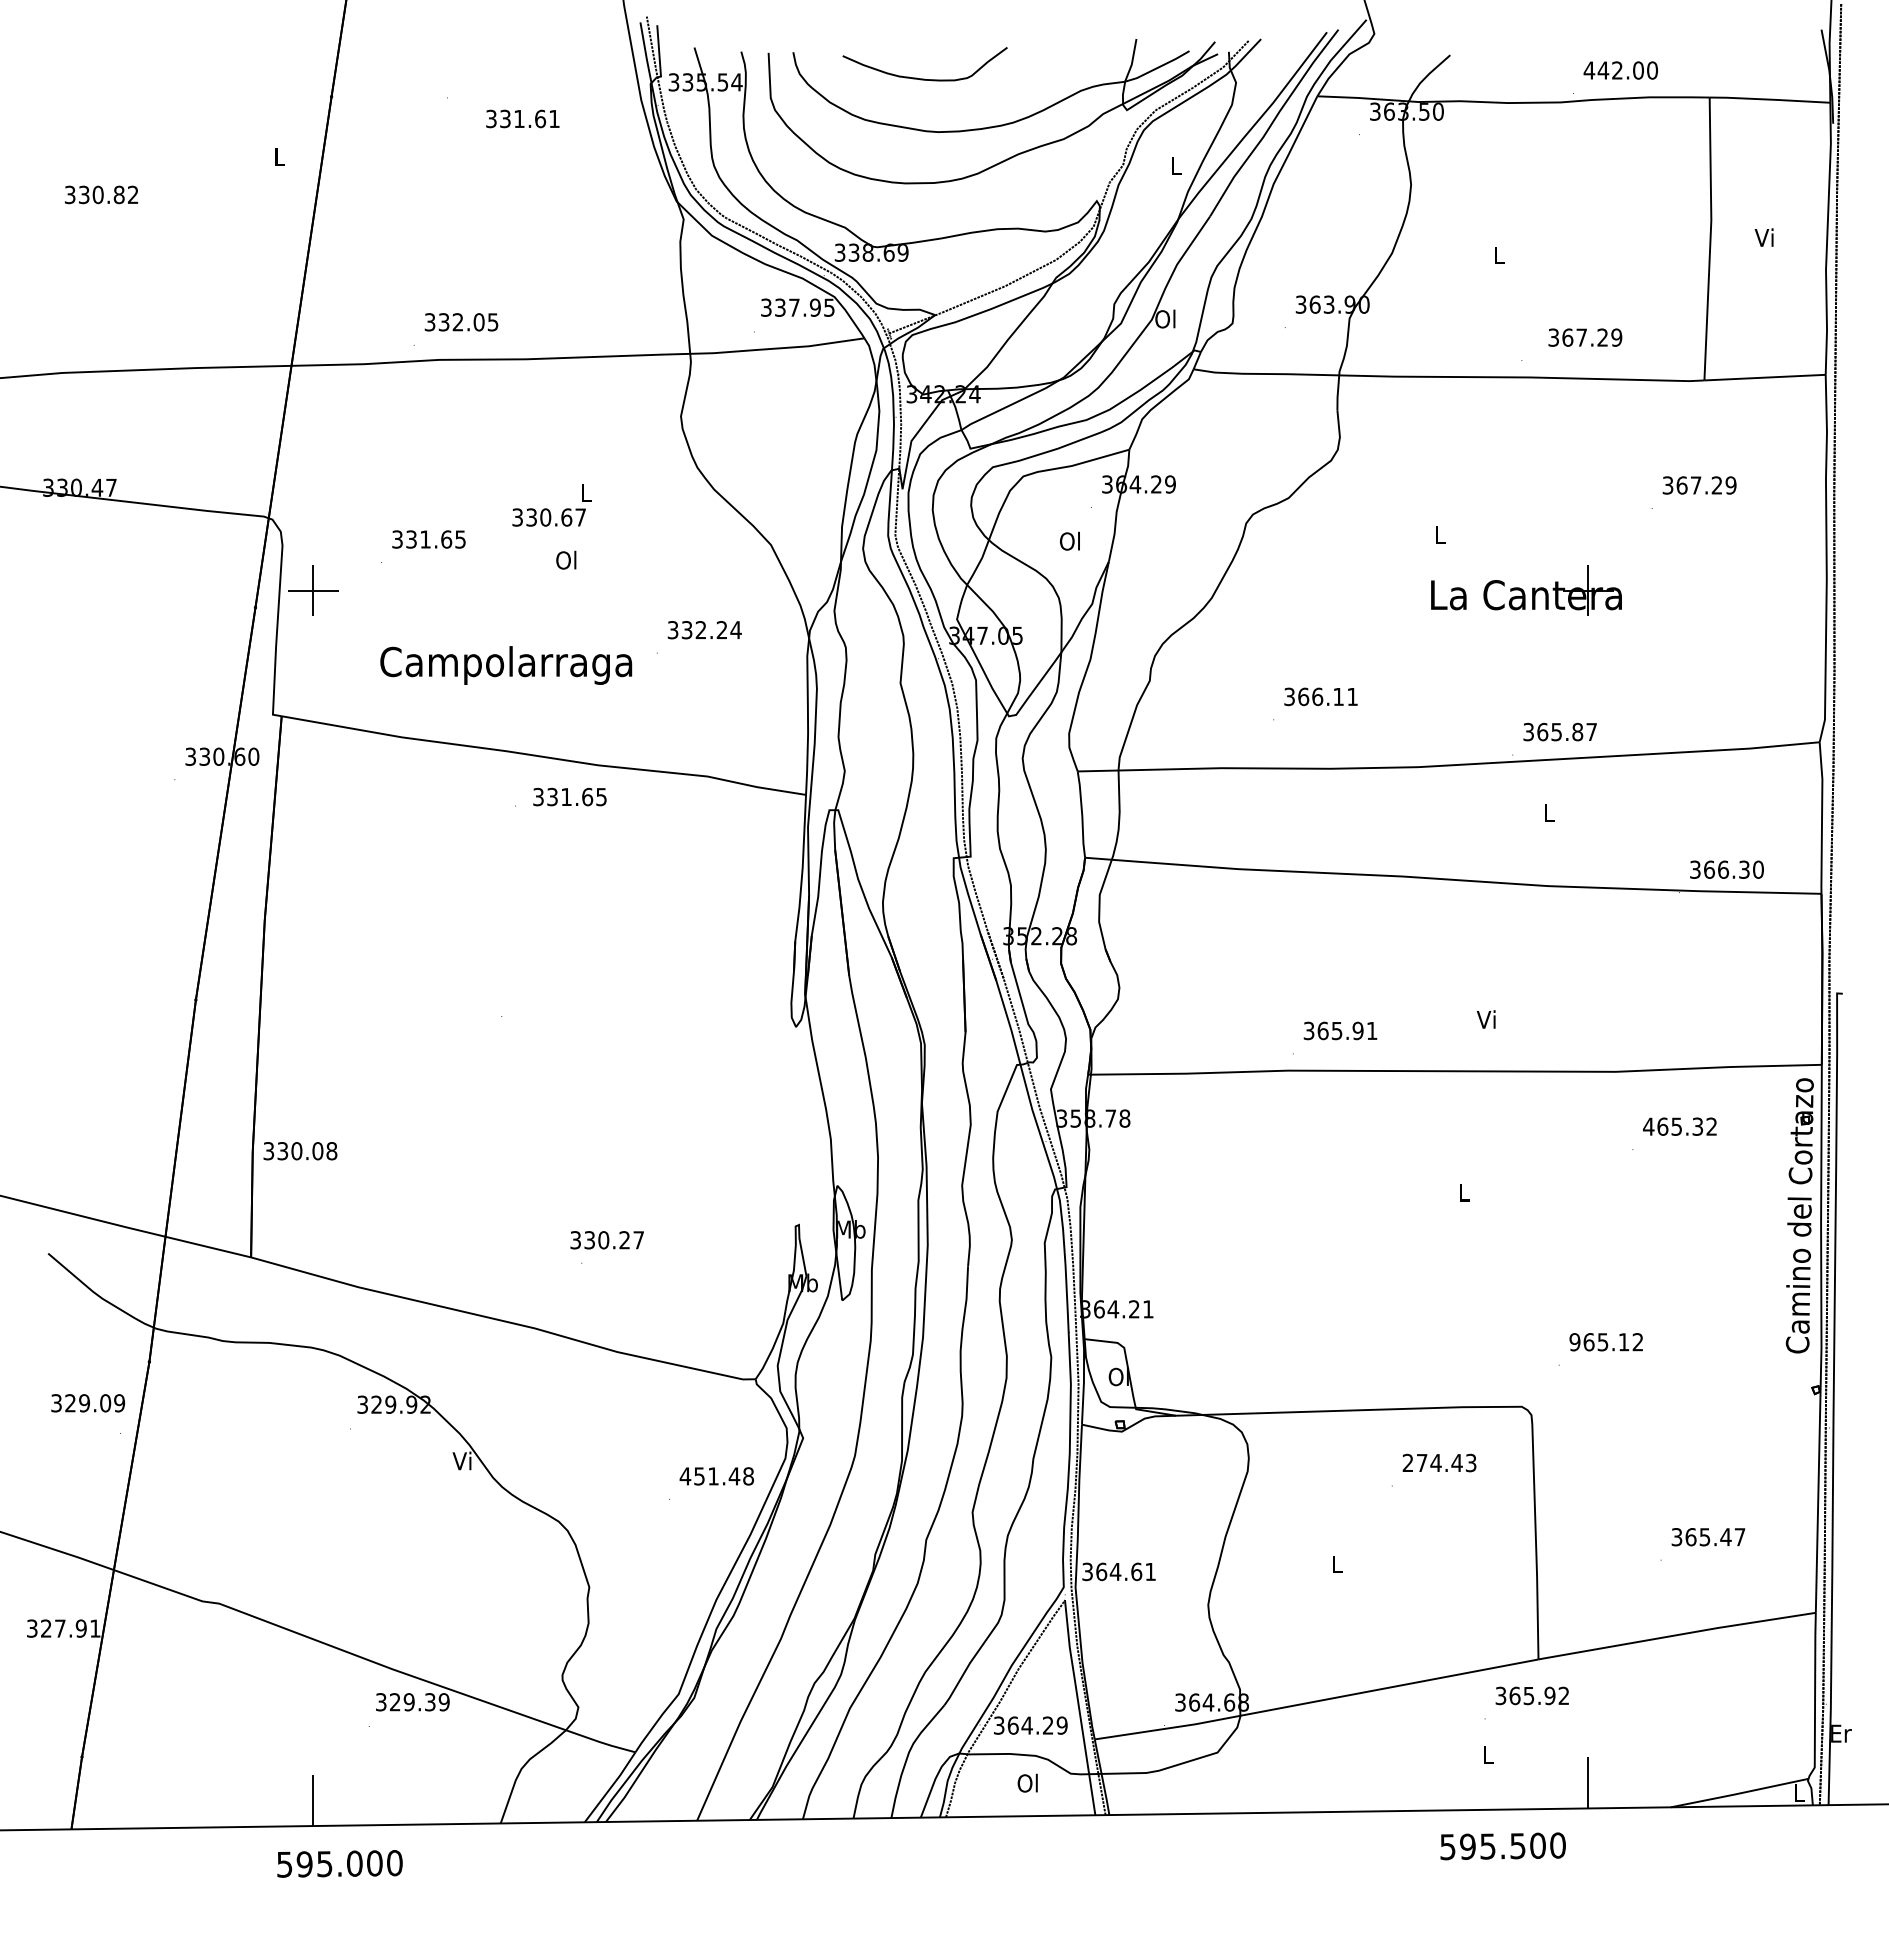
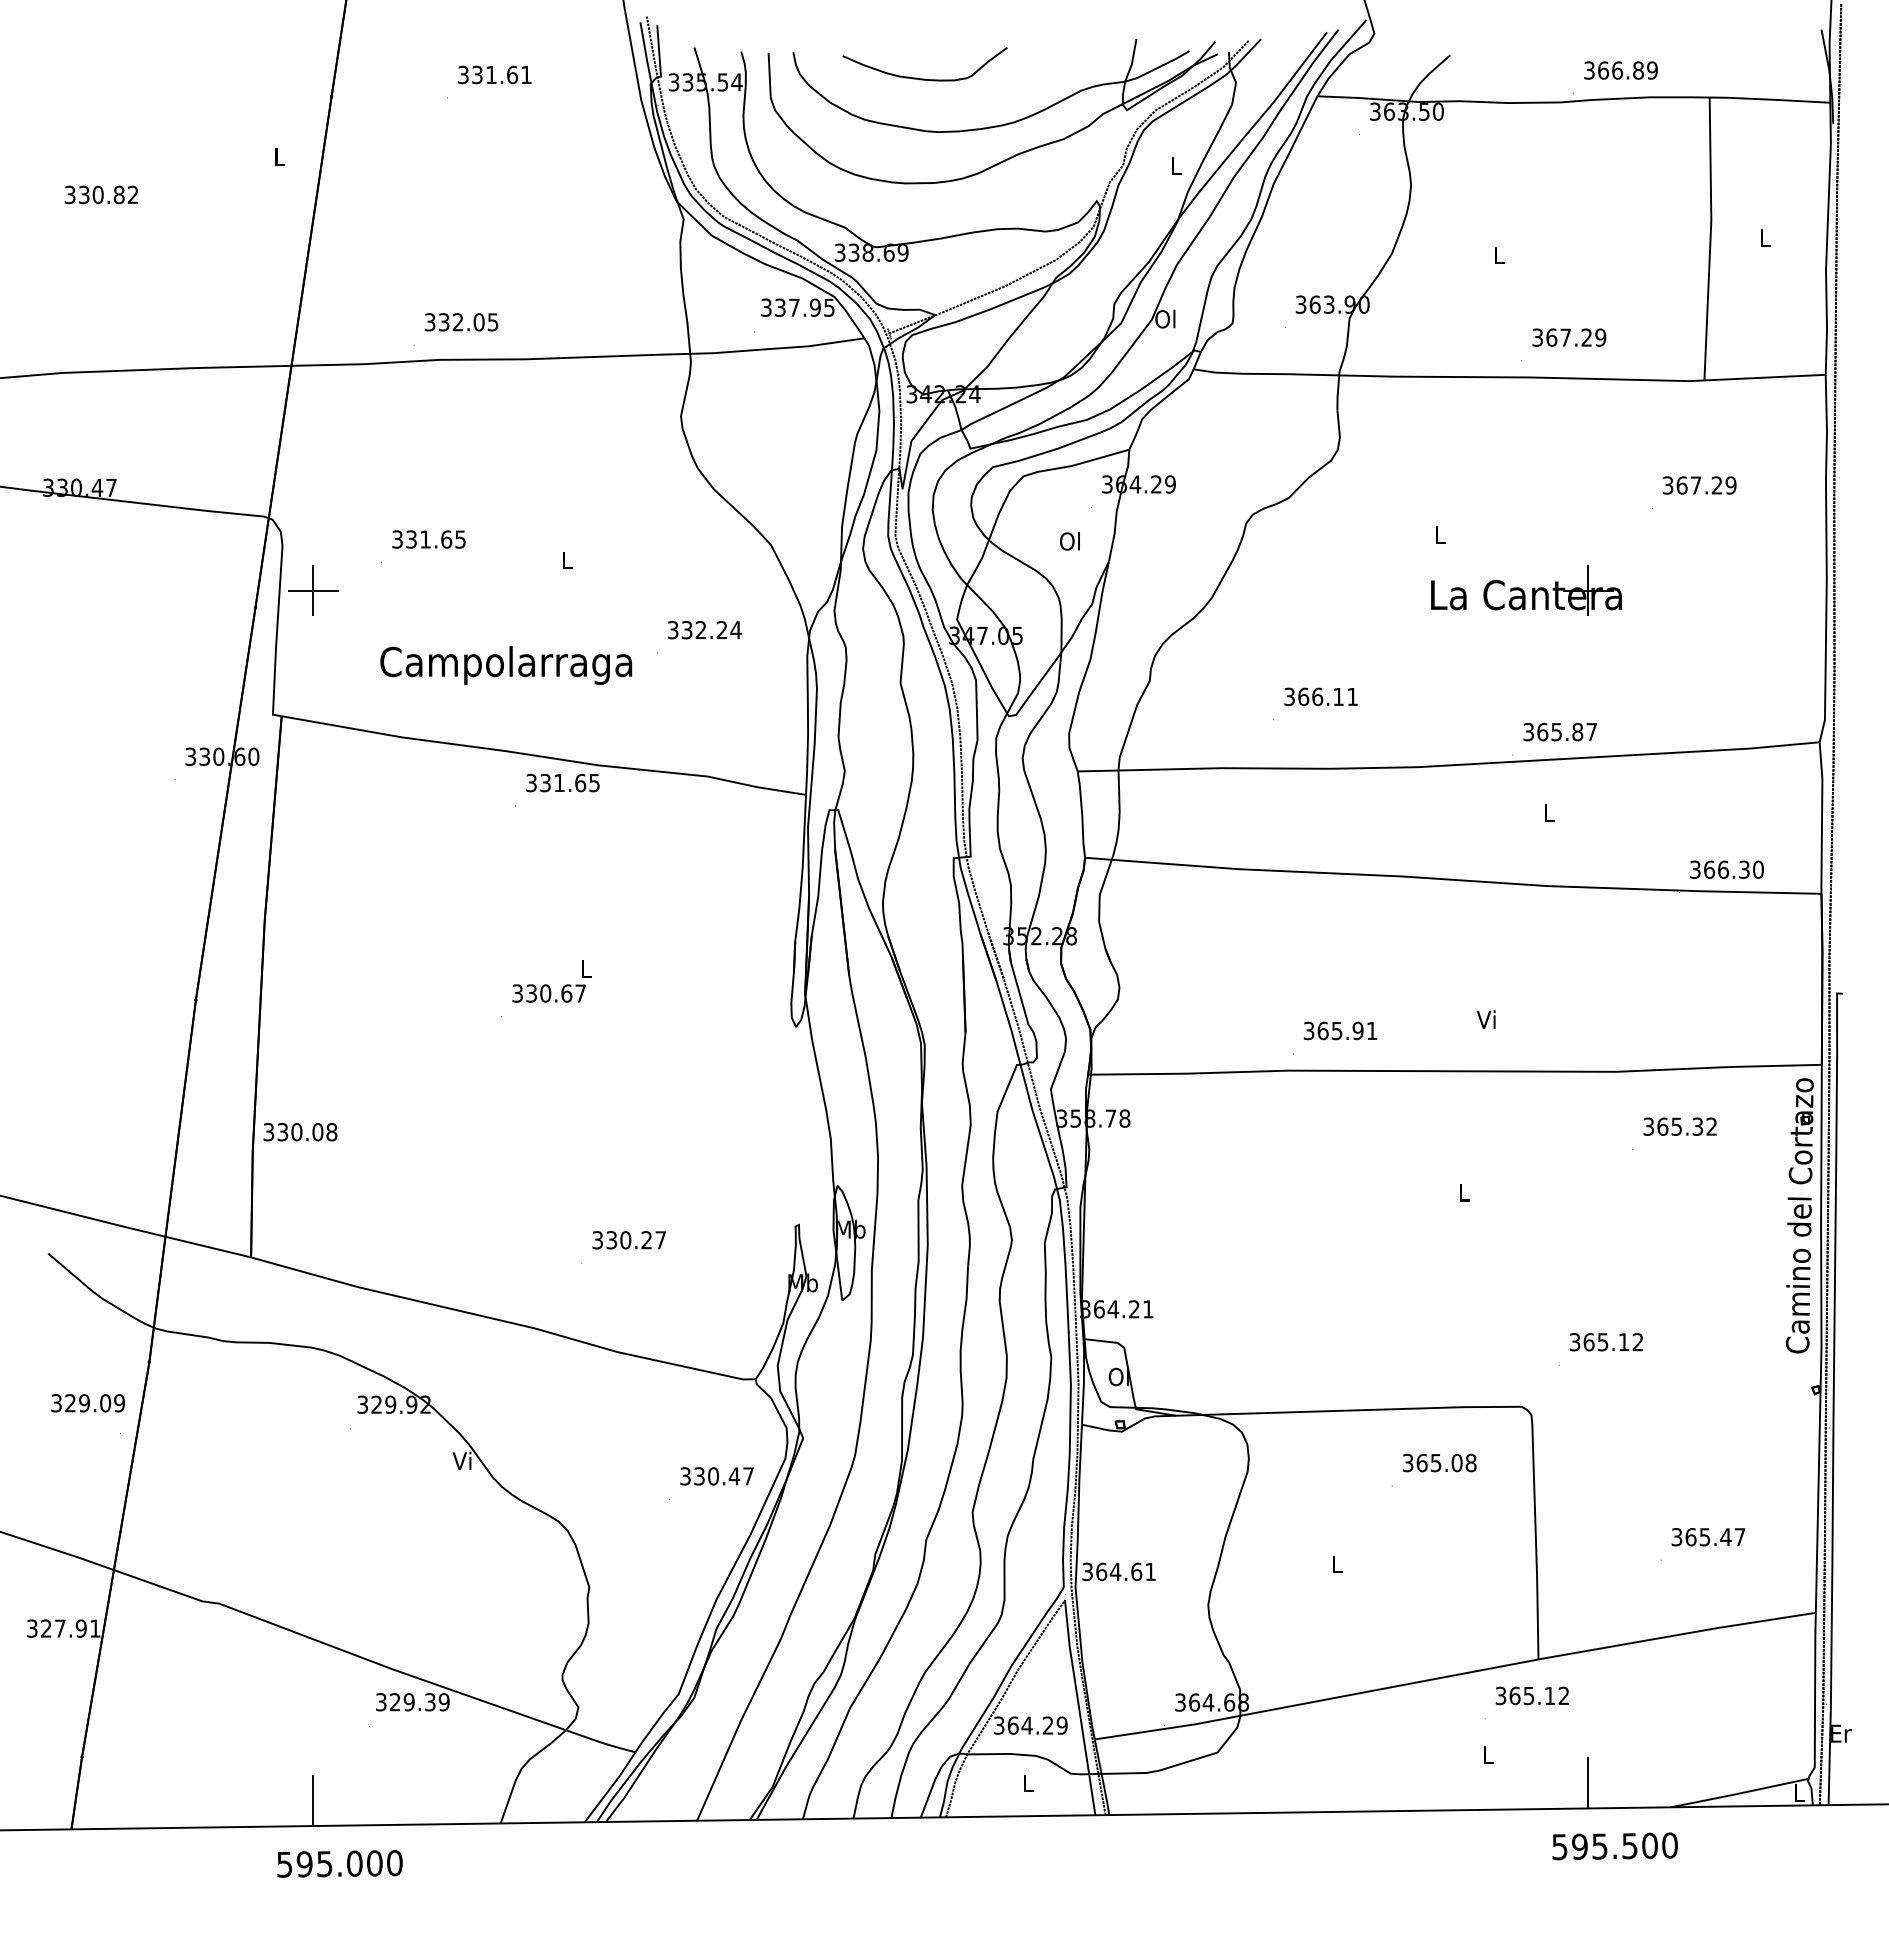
text: 442.00 -> 366.89 (1620, 70)
text position: (522, 118) -> (494, 74) (494, 74)
text: Vi -> L (1763, 237)
text position: (1585, 337) -> (1569, 337) (1569, 337)
text position: (551, 505) -> (551, 981) (551, 981)
text: Ol -> L (566, 559)
text position: (569, 796) -> (562, 782) (562, 782)
text: 465.32 -> 365.32 (1648, 1126)
text position: (300, 1151) -> (300, 1132) (300, 1132)
text position: (606, 1240) -> (628, 1240) (628, 1240)
text: 965.12 -> 365.12 (1574, 1342)
text: 274.43 -> 365.08 (1439, 1462)
text: 451.48 -> 330.47 (716, 1476)
text: 365.92 -> 365.12 (1549, 1695)
text: Ol -> L (1027, 1782)
text position: (1502, 1846) -> (1614, 1846) (1614, 1846)
